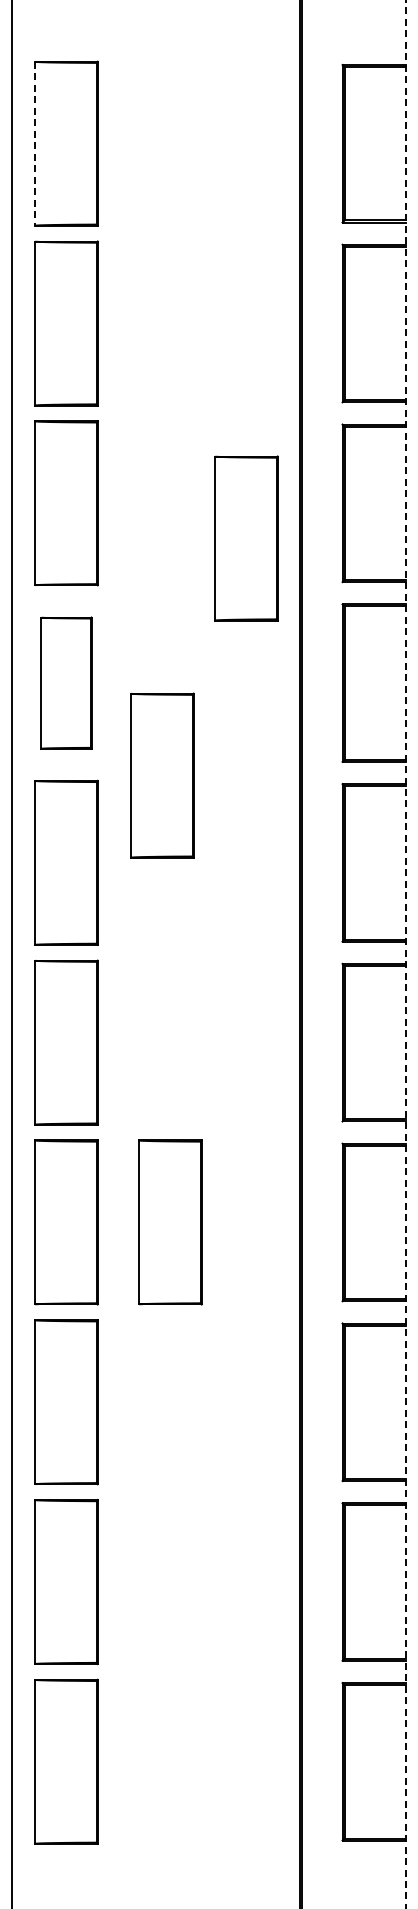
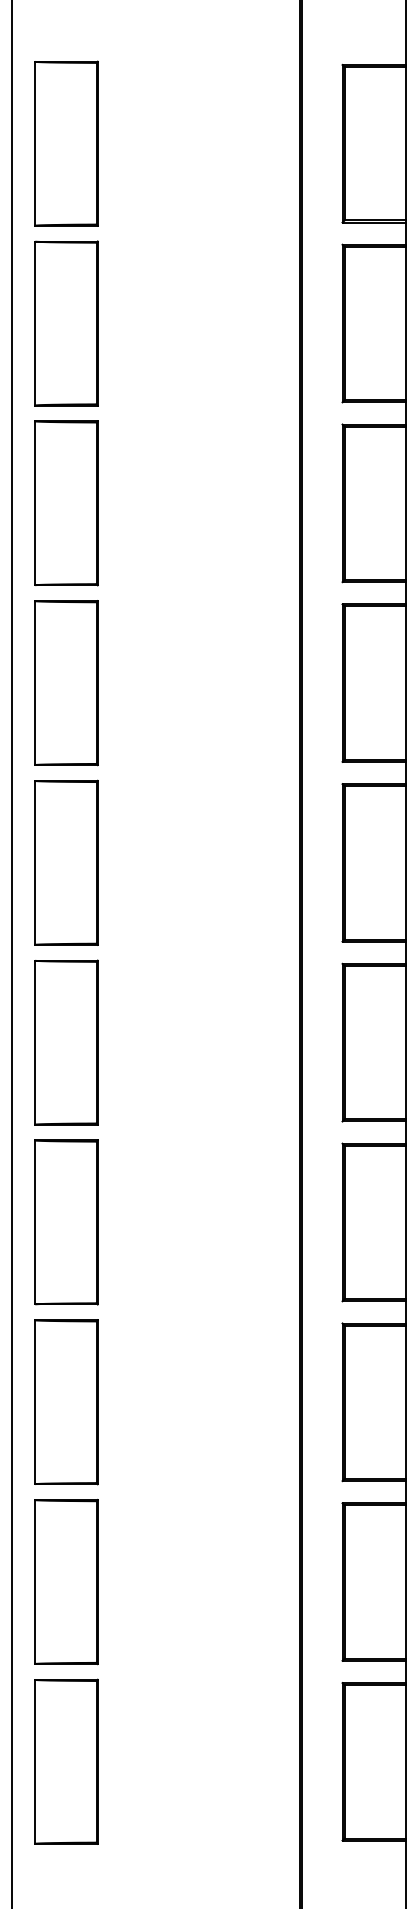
line: dashed -> solid (34, 144)
part: present -> none (246, 538)
part size: 53x134 px -> 65x167 px (66, 683)
part: present -> none (162, 775)
line: dashed -> solid (405, 954)
part: present -> none (170, 1222)
